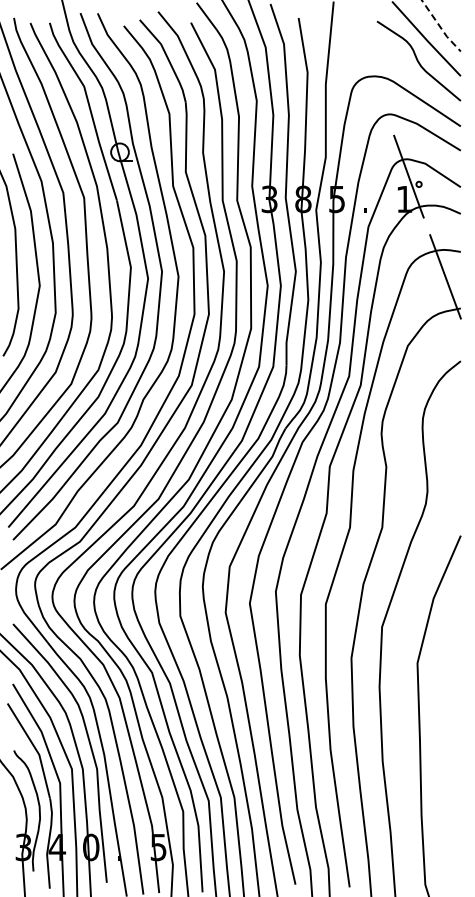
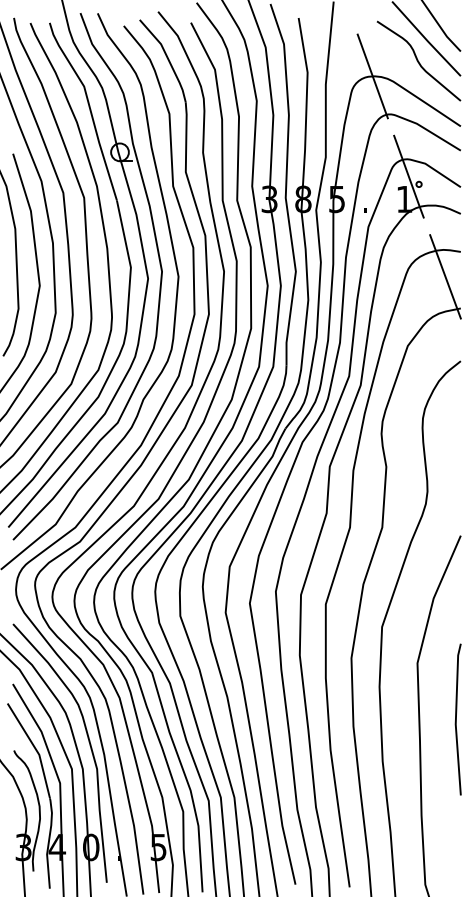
line: dashed -> solid (440, 27)
line: none -> present (372, 76)
line: none -> present (456, 719)
